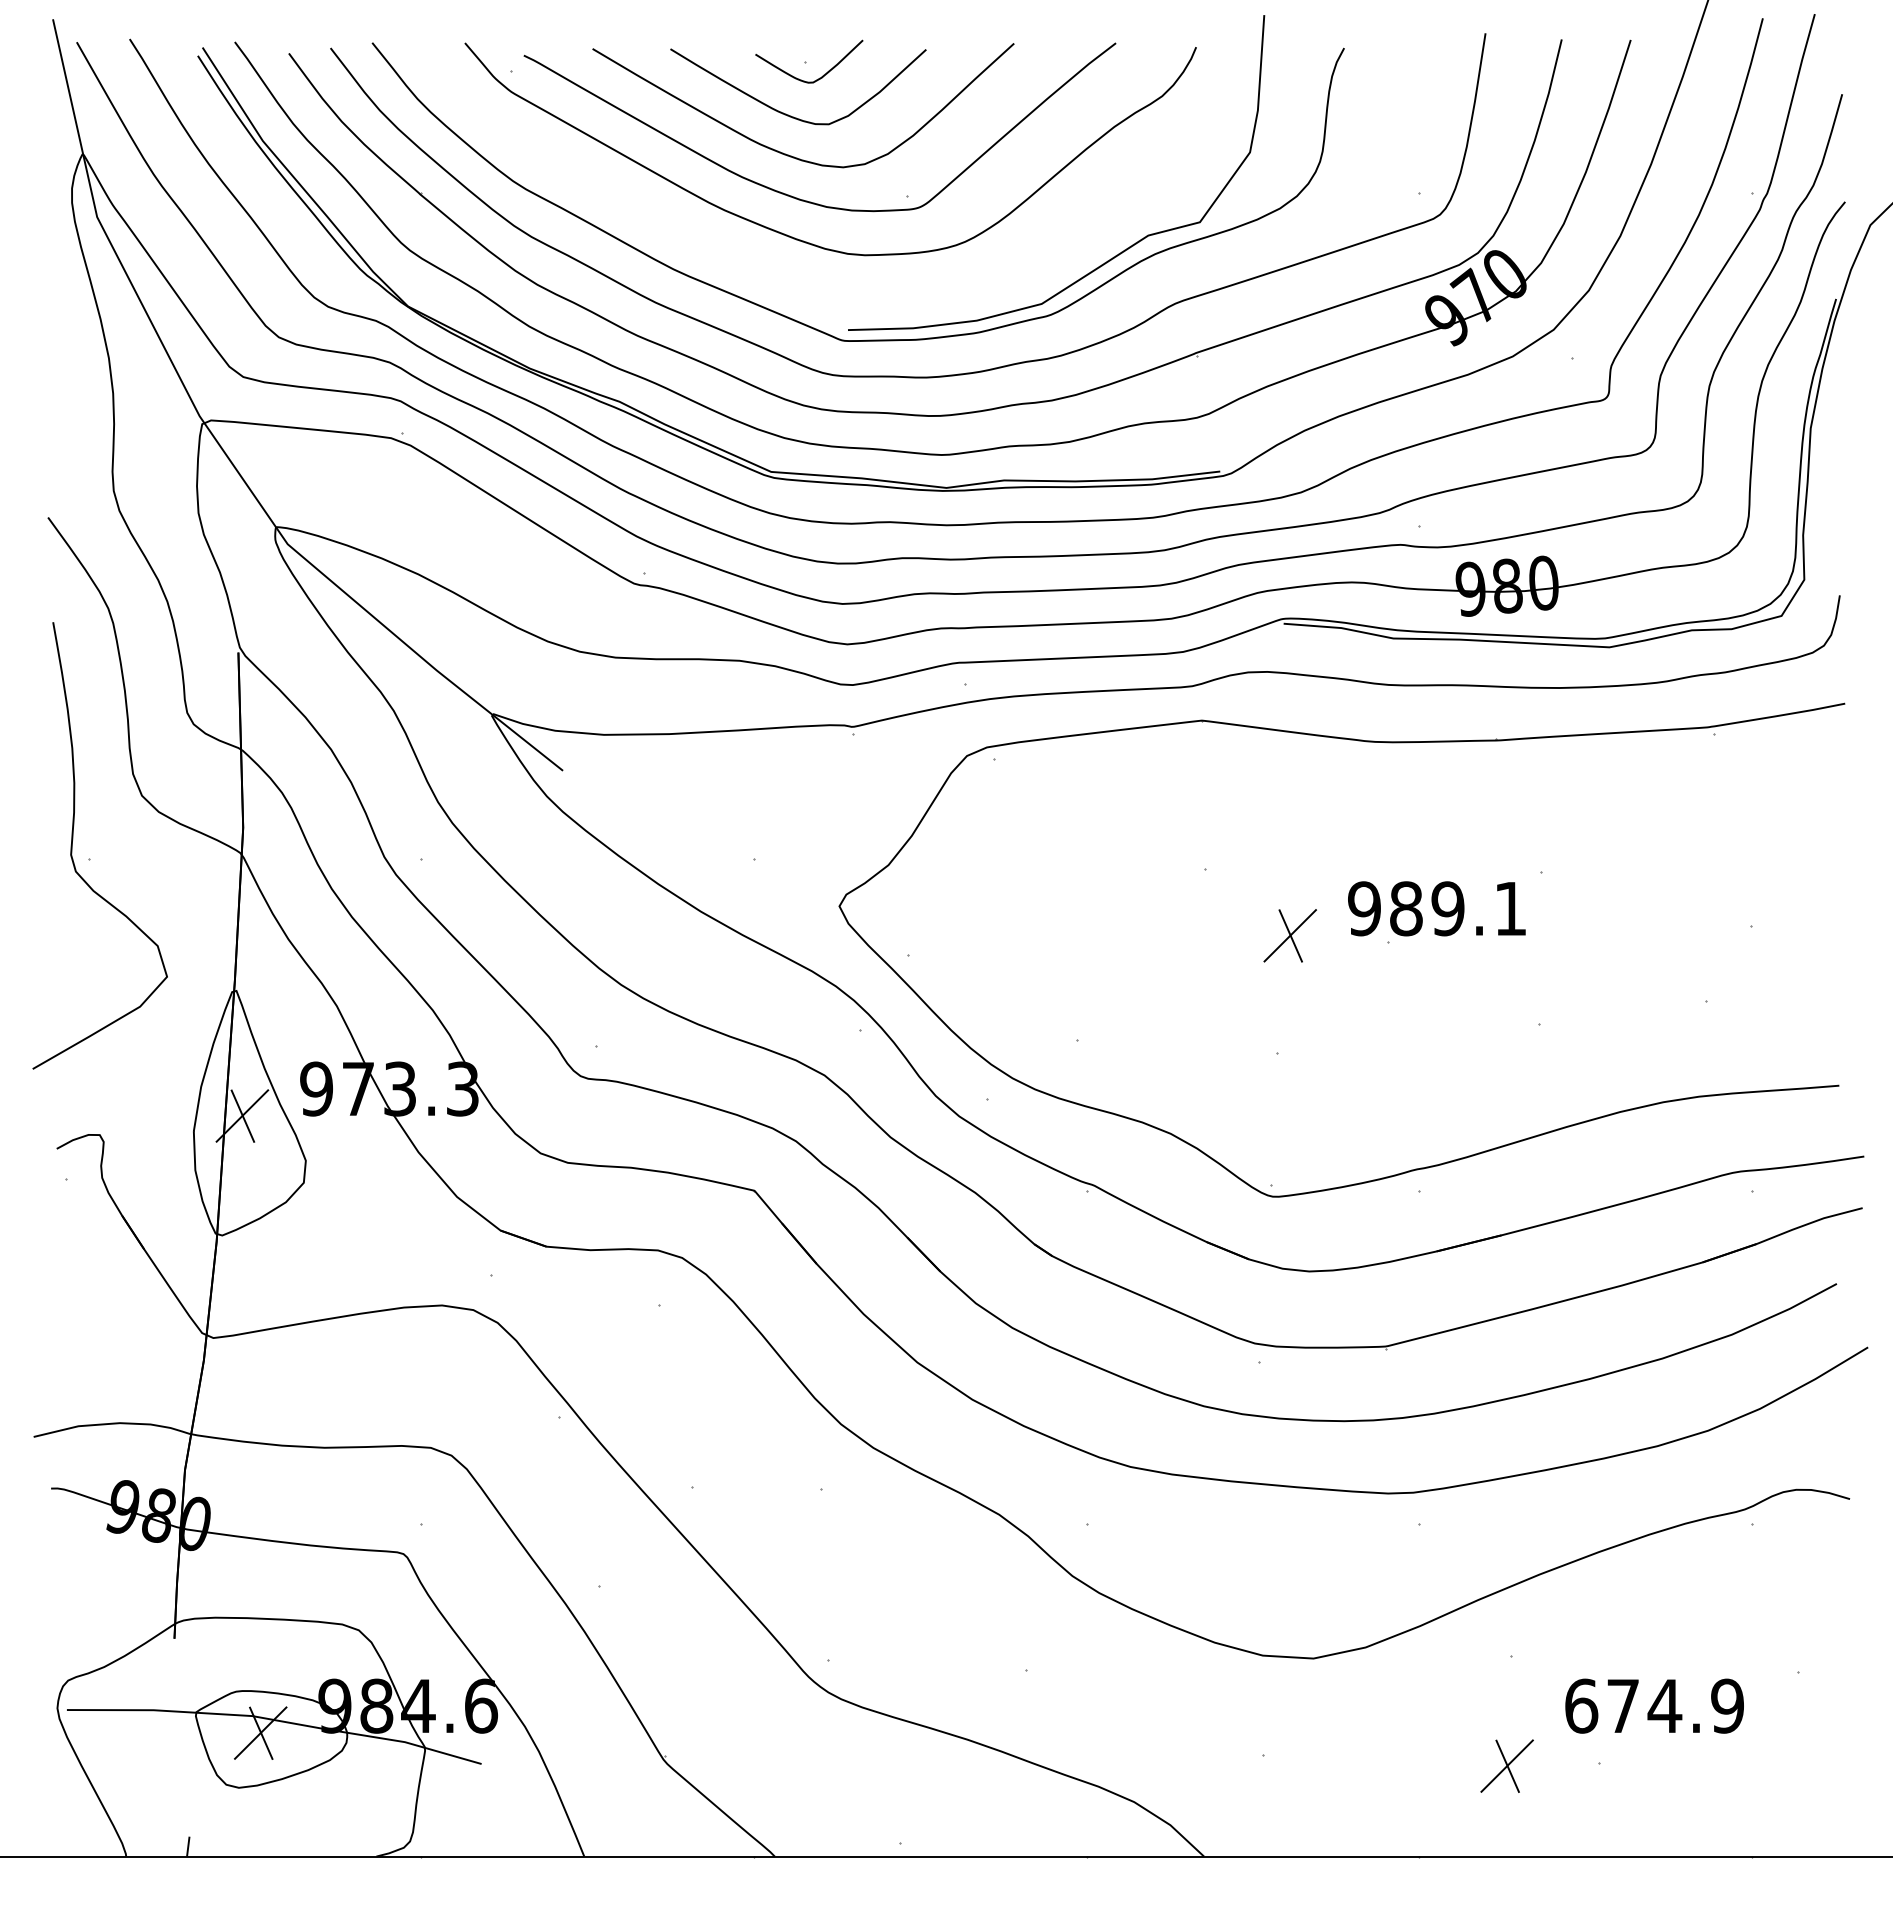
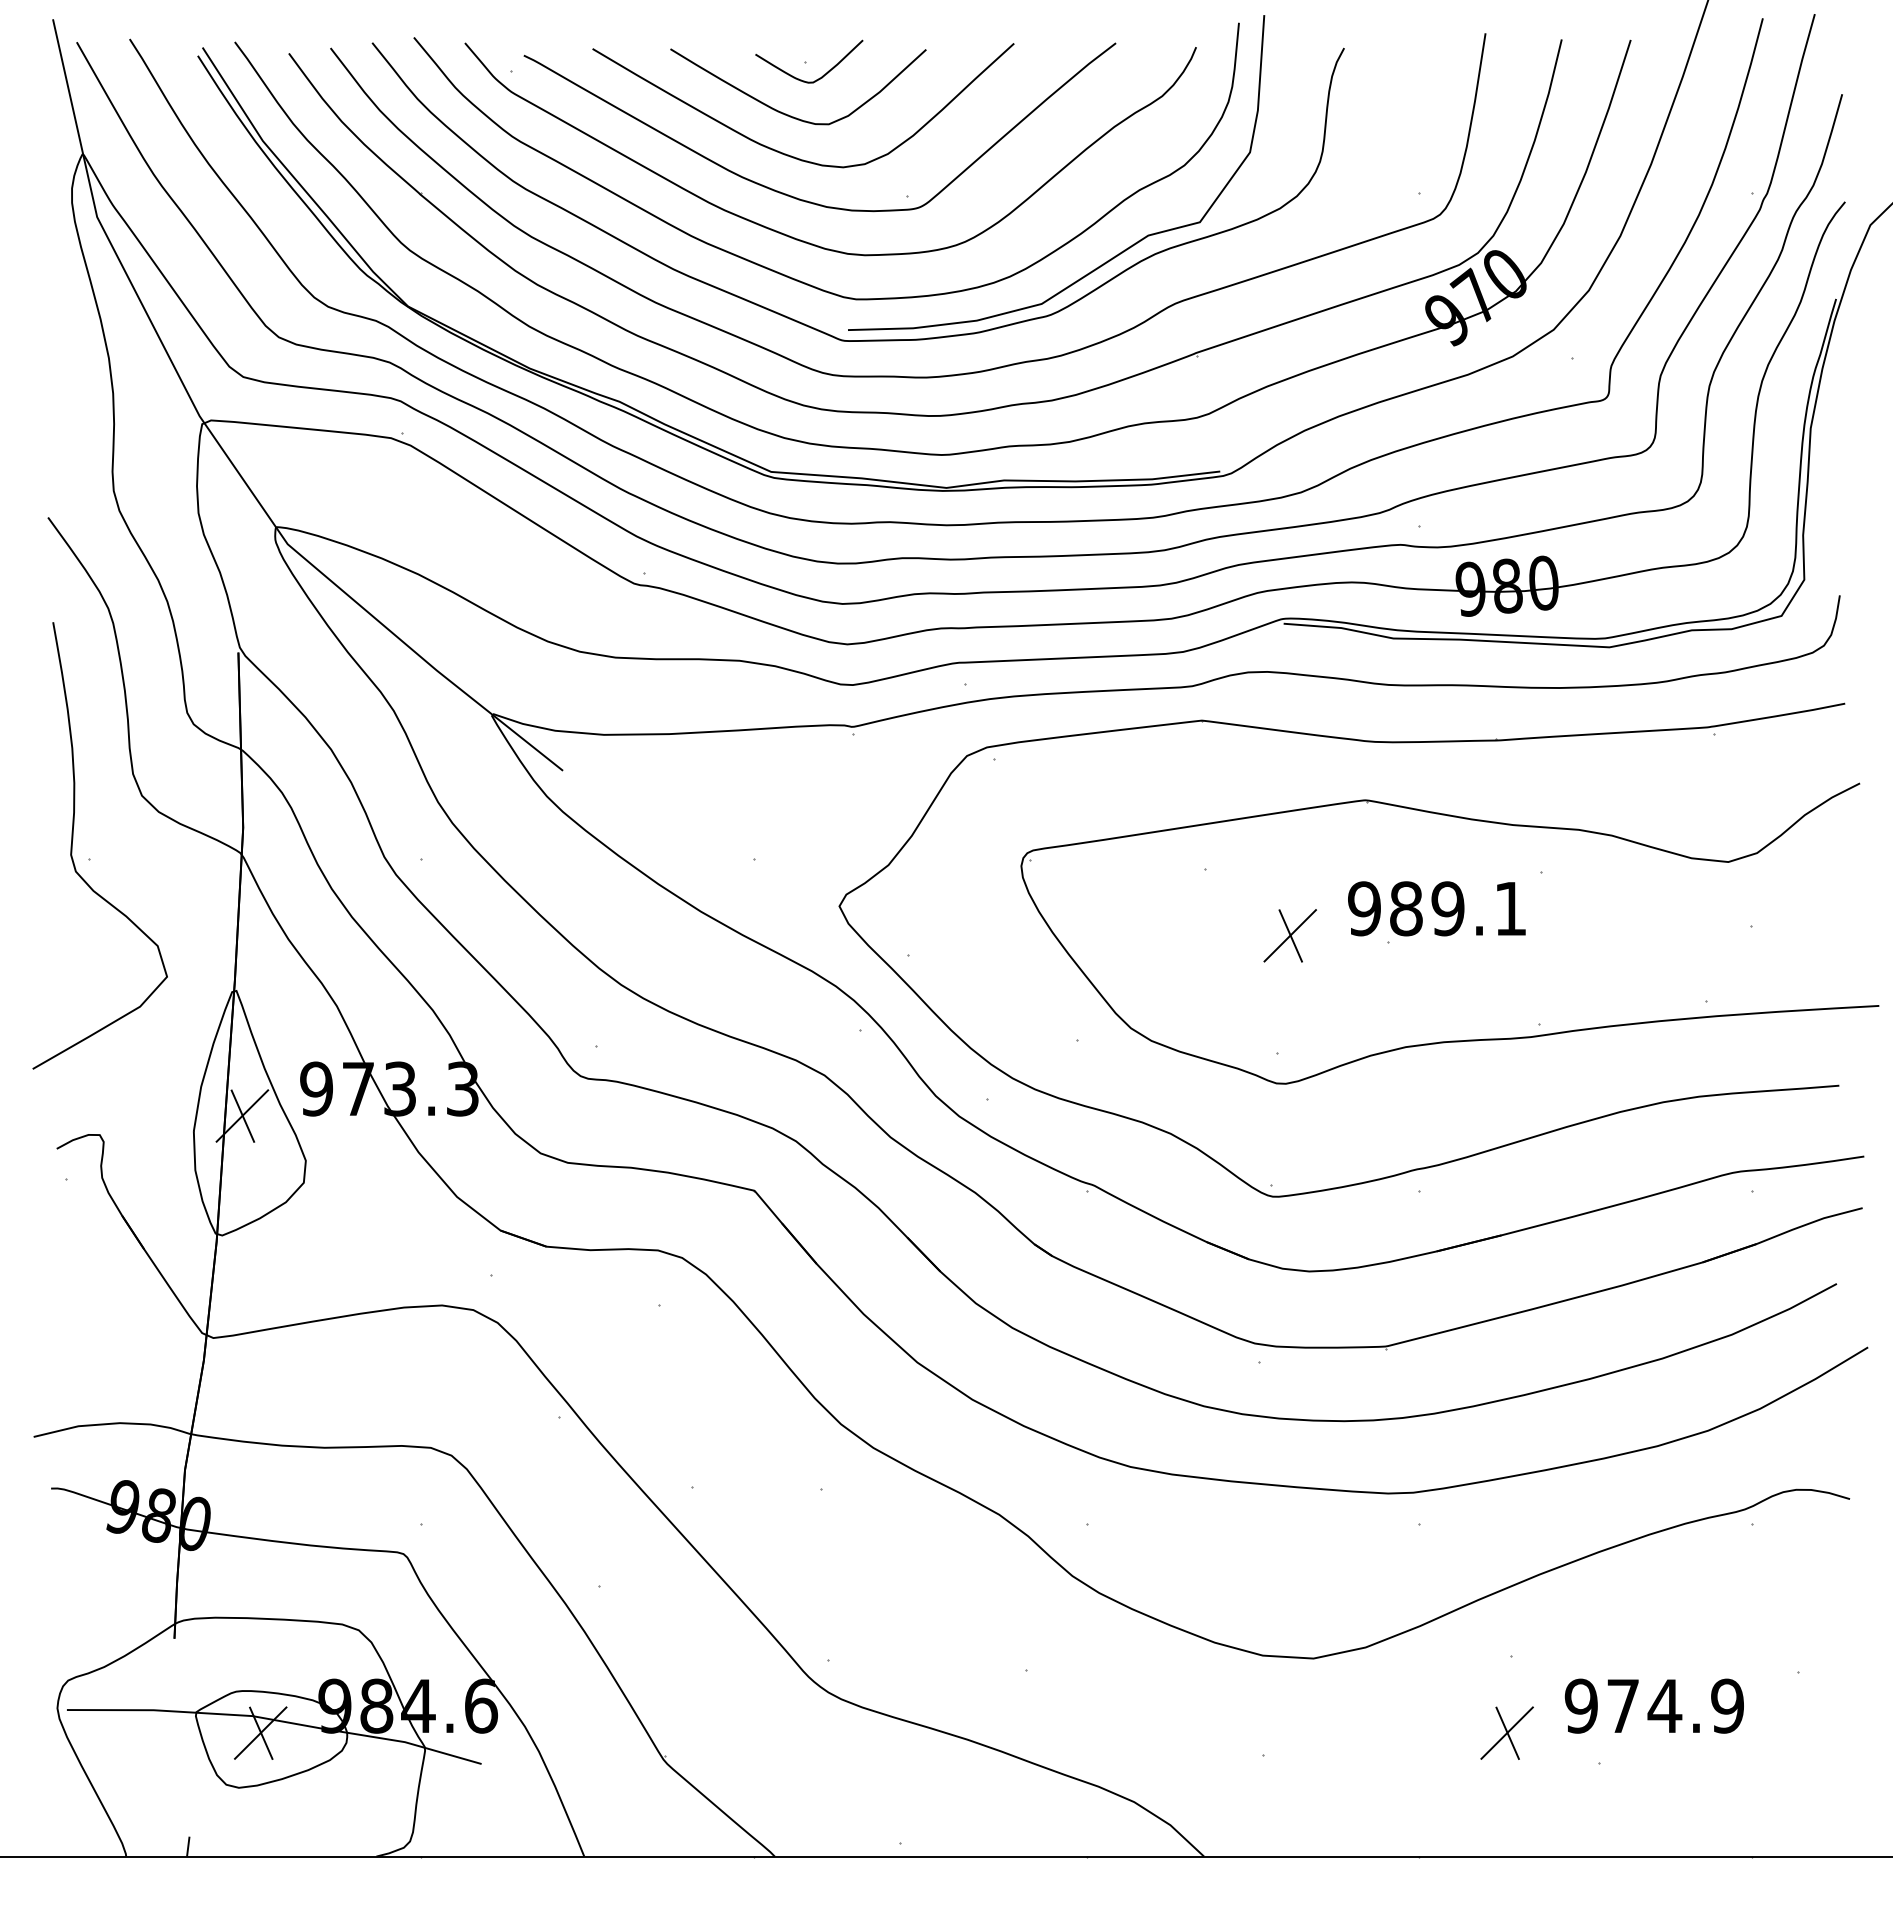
curve: none -> present (780, 272)
part: none -> present (1450, 1040)
text: 674.9 -> 974.9 (1581, 1705)
part position: (1506, 1765) -> (1506, 1732) (1506, 1732)
